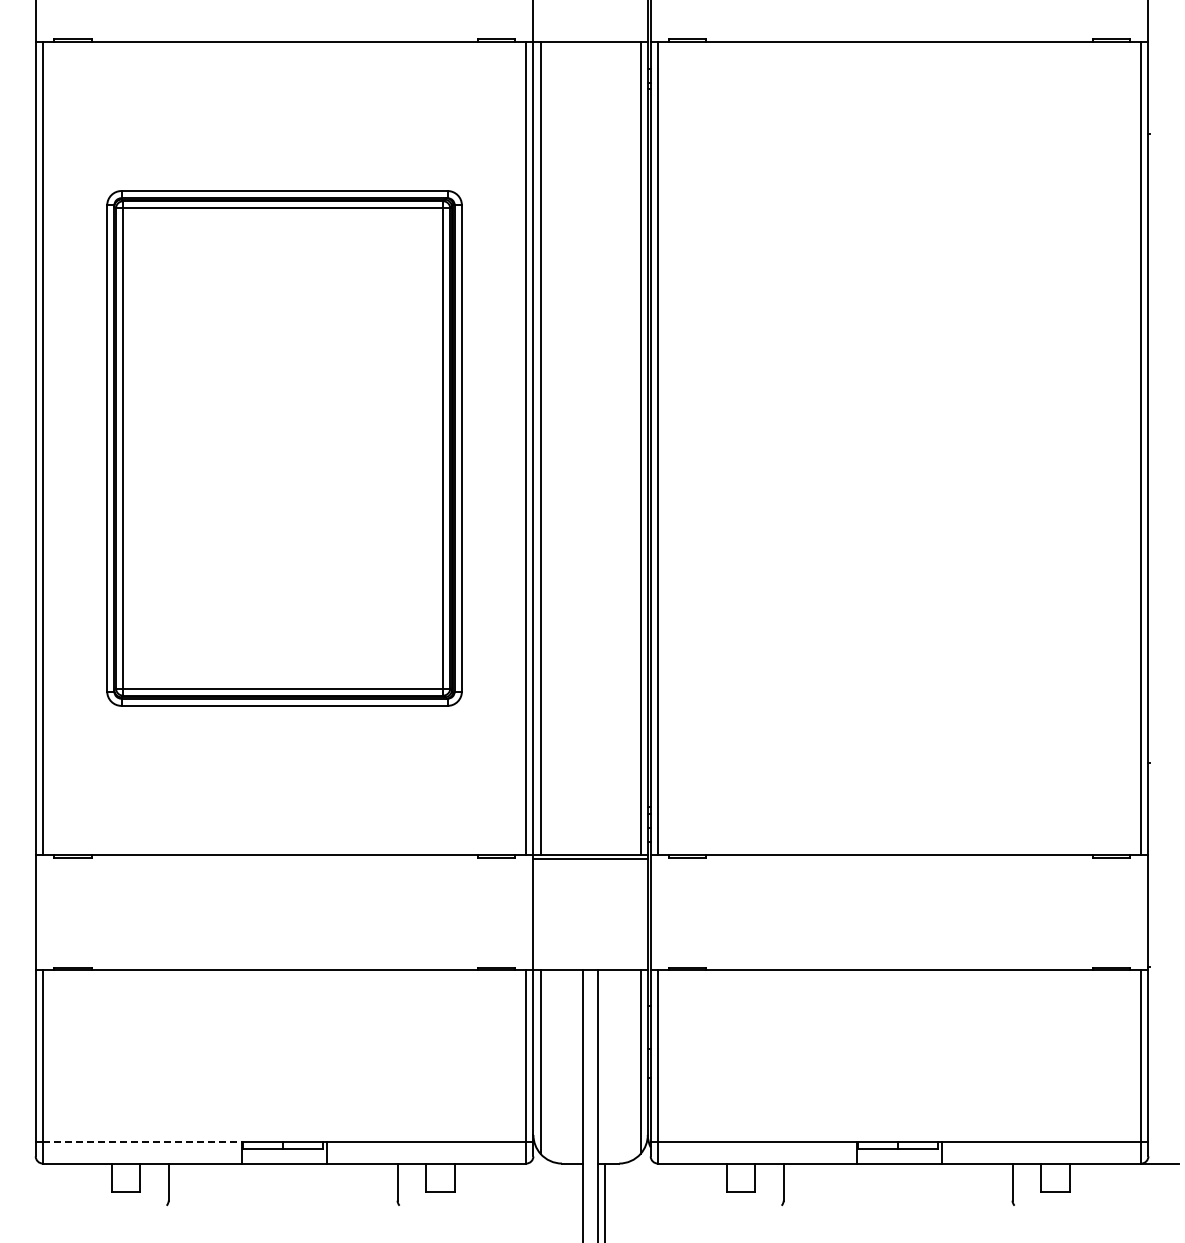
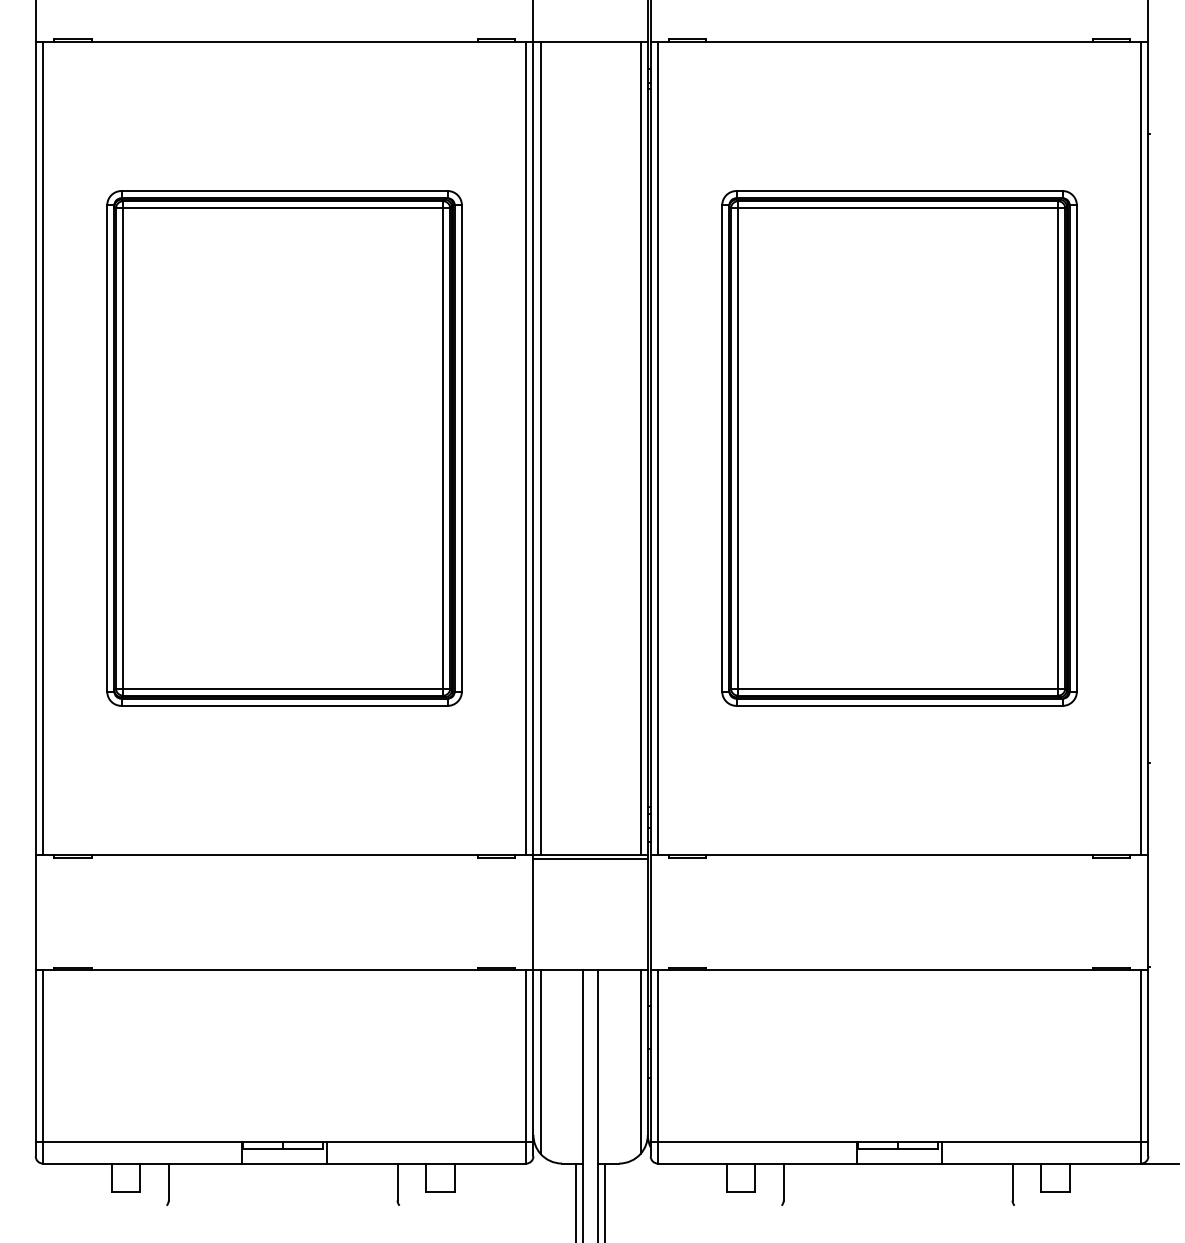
part: none -> present (899, 448)
line: dashed -> solid (142, 1142)
line: none -> present (576, 1201)
